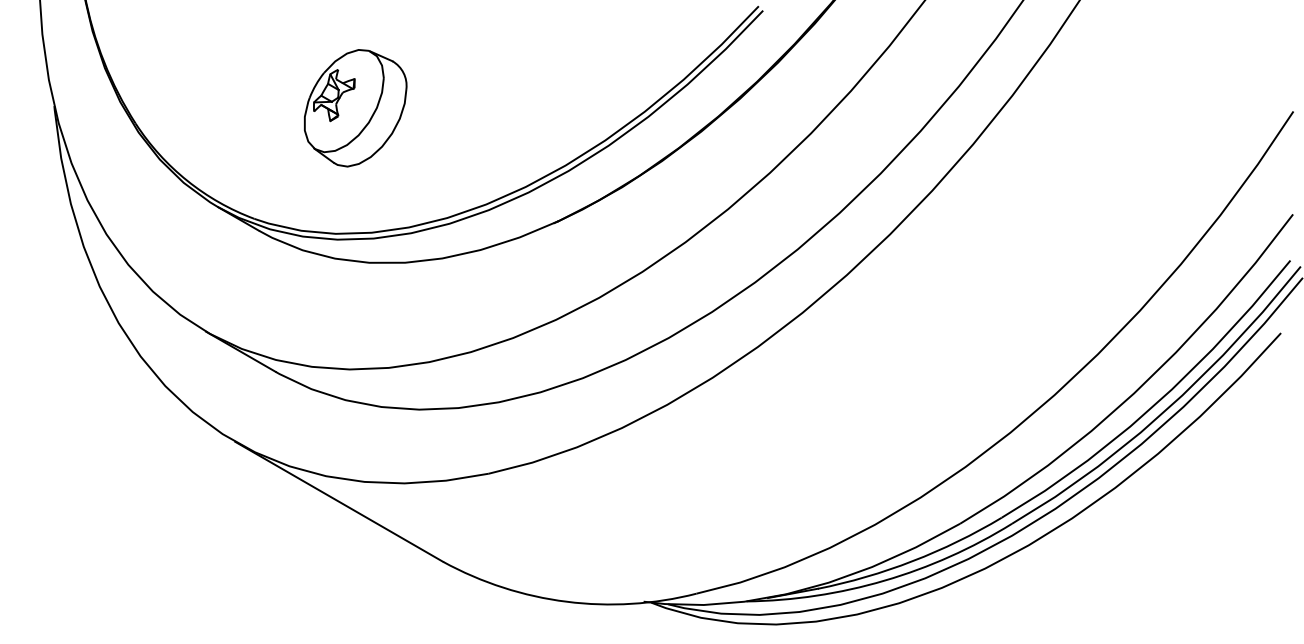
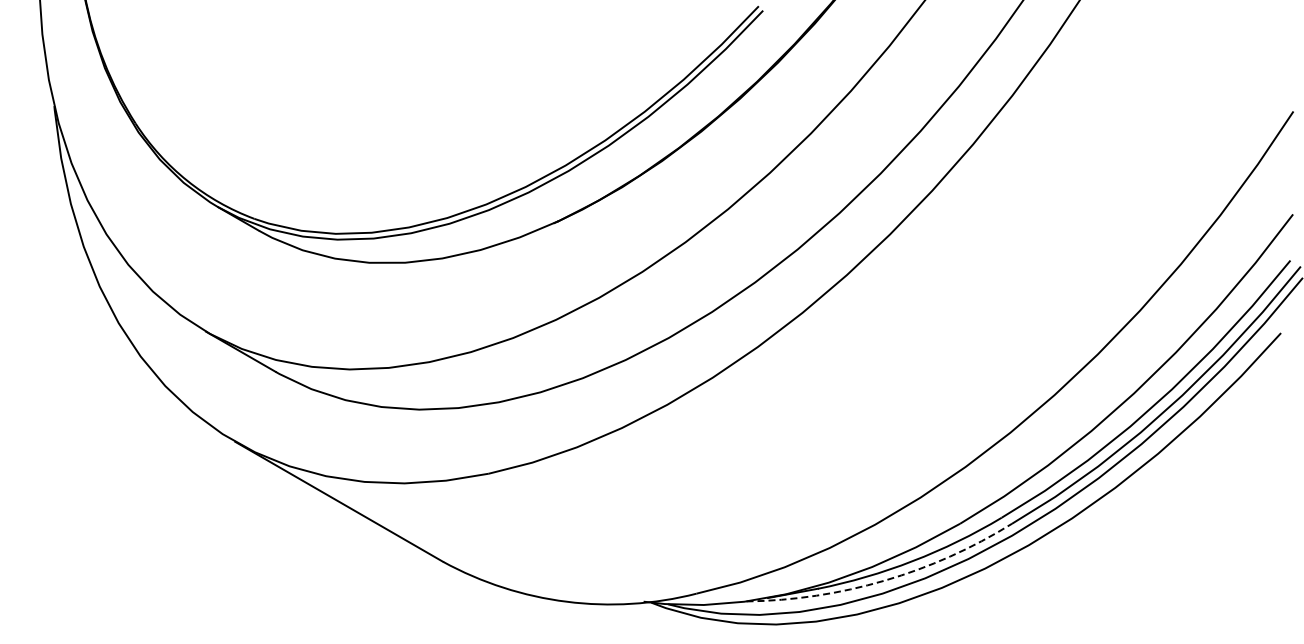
part: present -> none (355, 108)
arc: solid -> dashed (884, 580)
